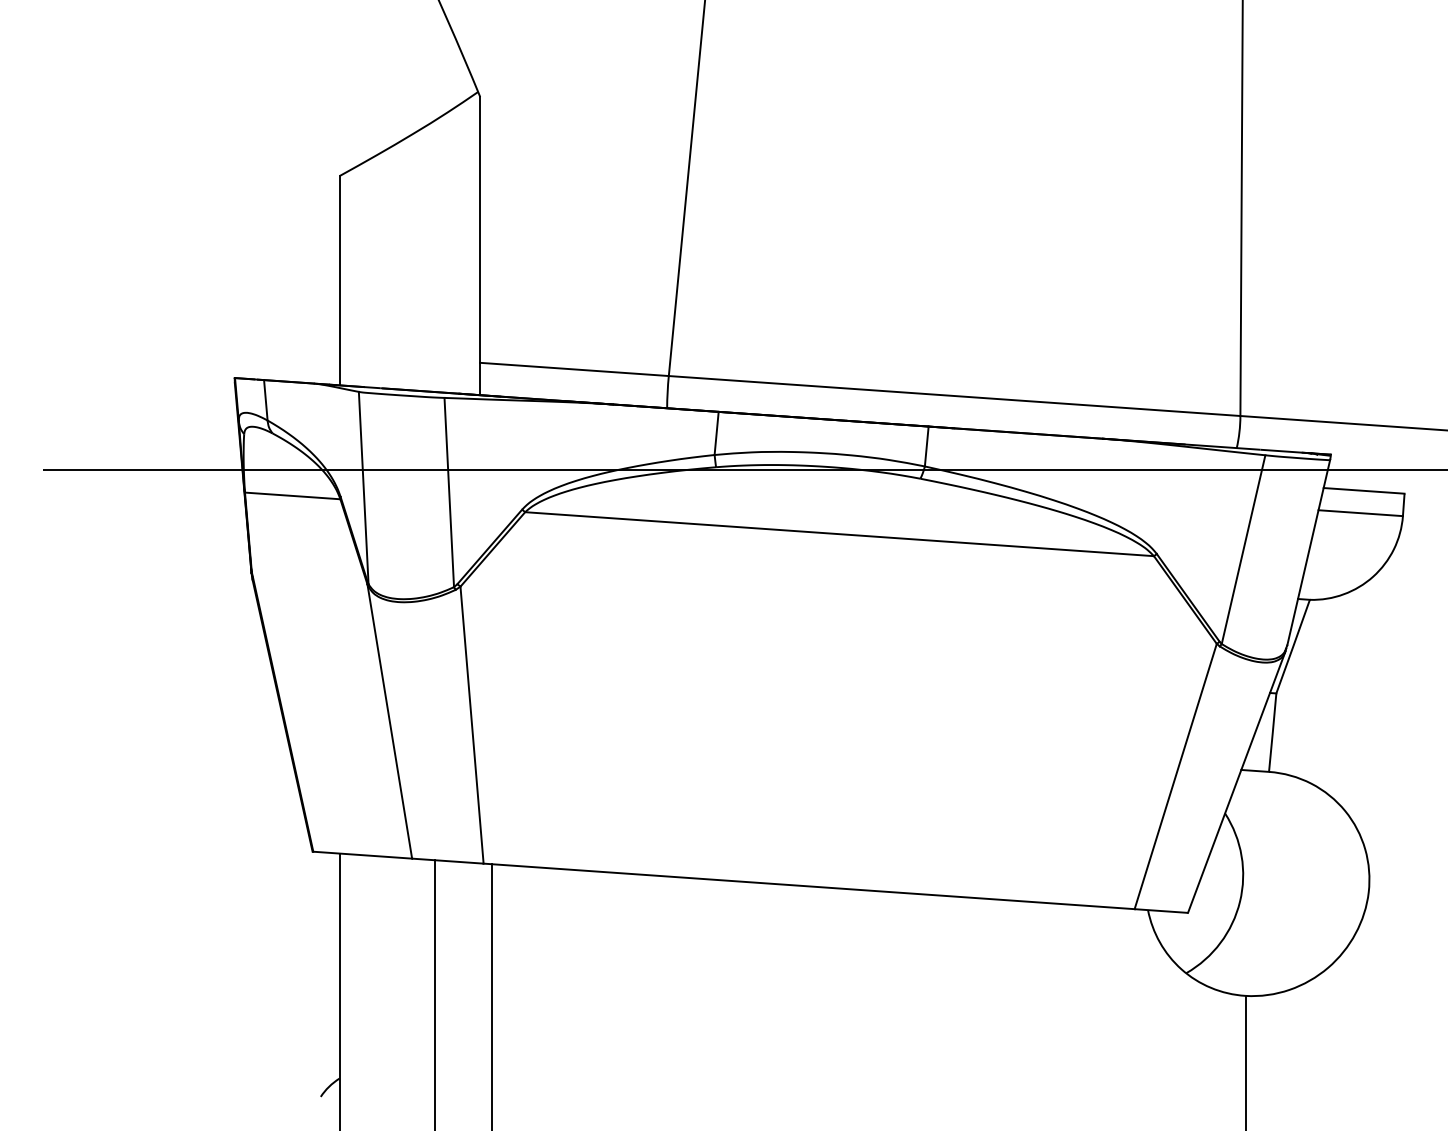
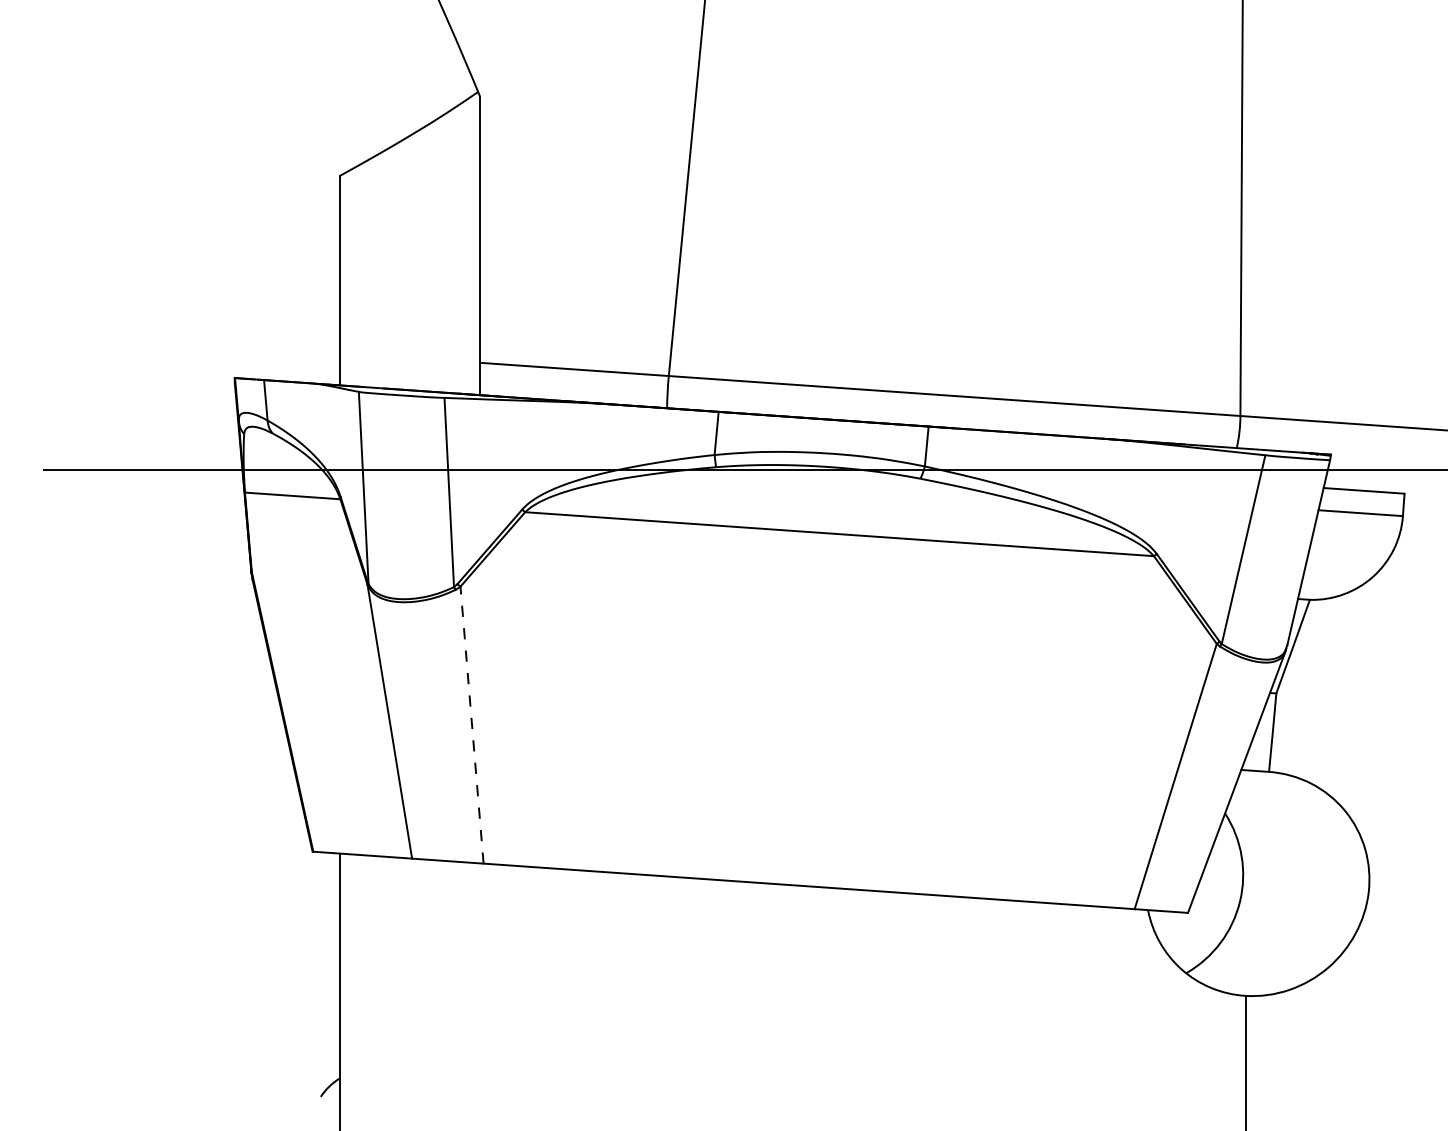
line: solid -> dashed (472, 725)
line: present -> none (434, 993)
line: present -> none (491, 995)
